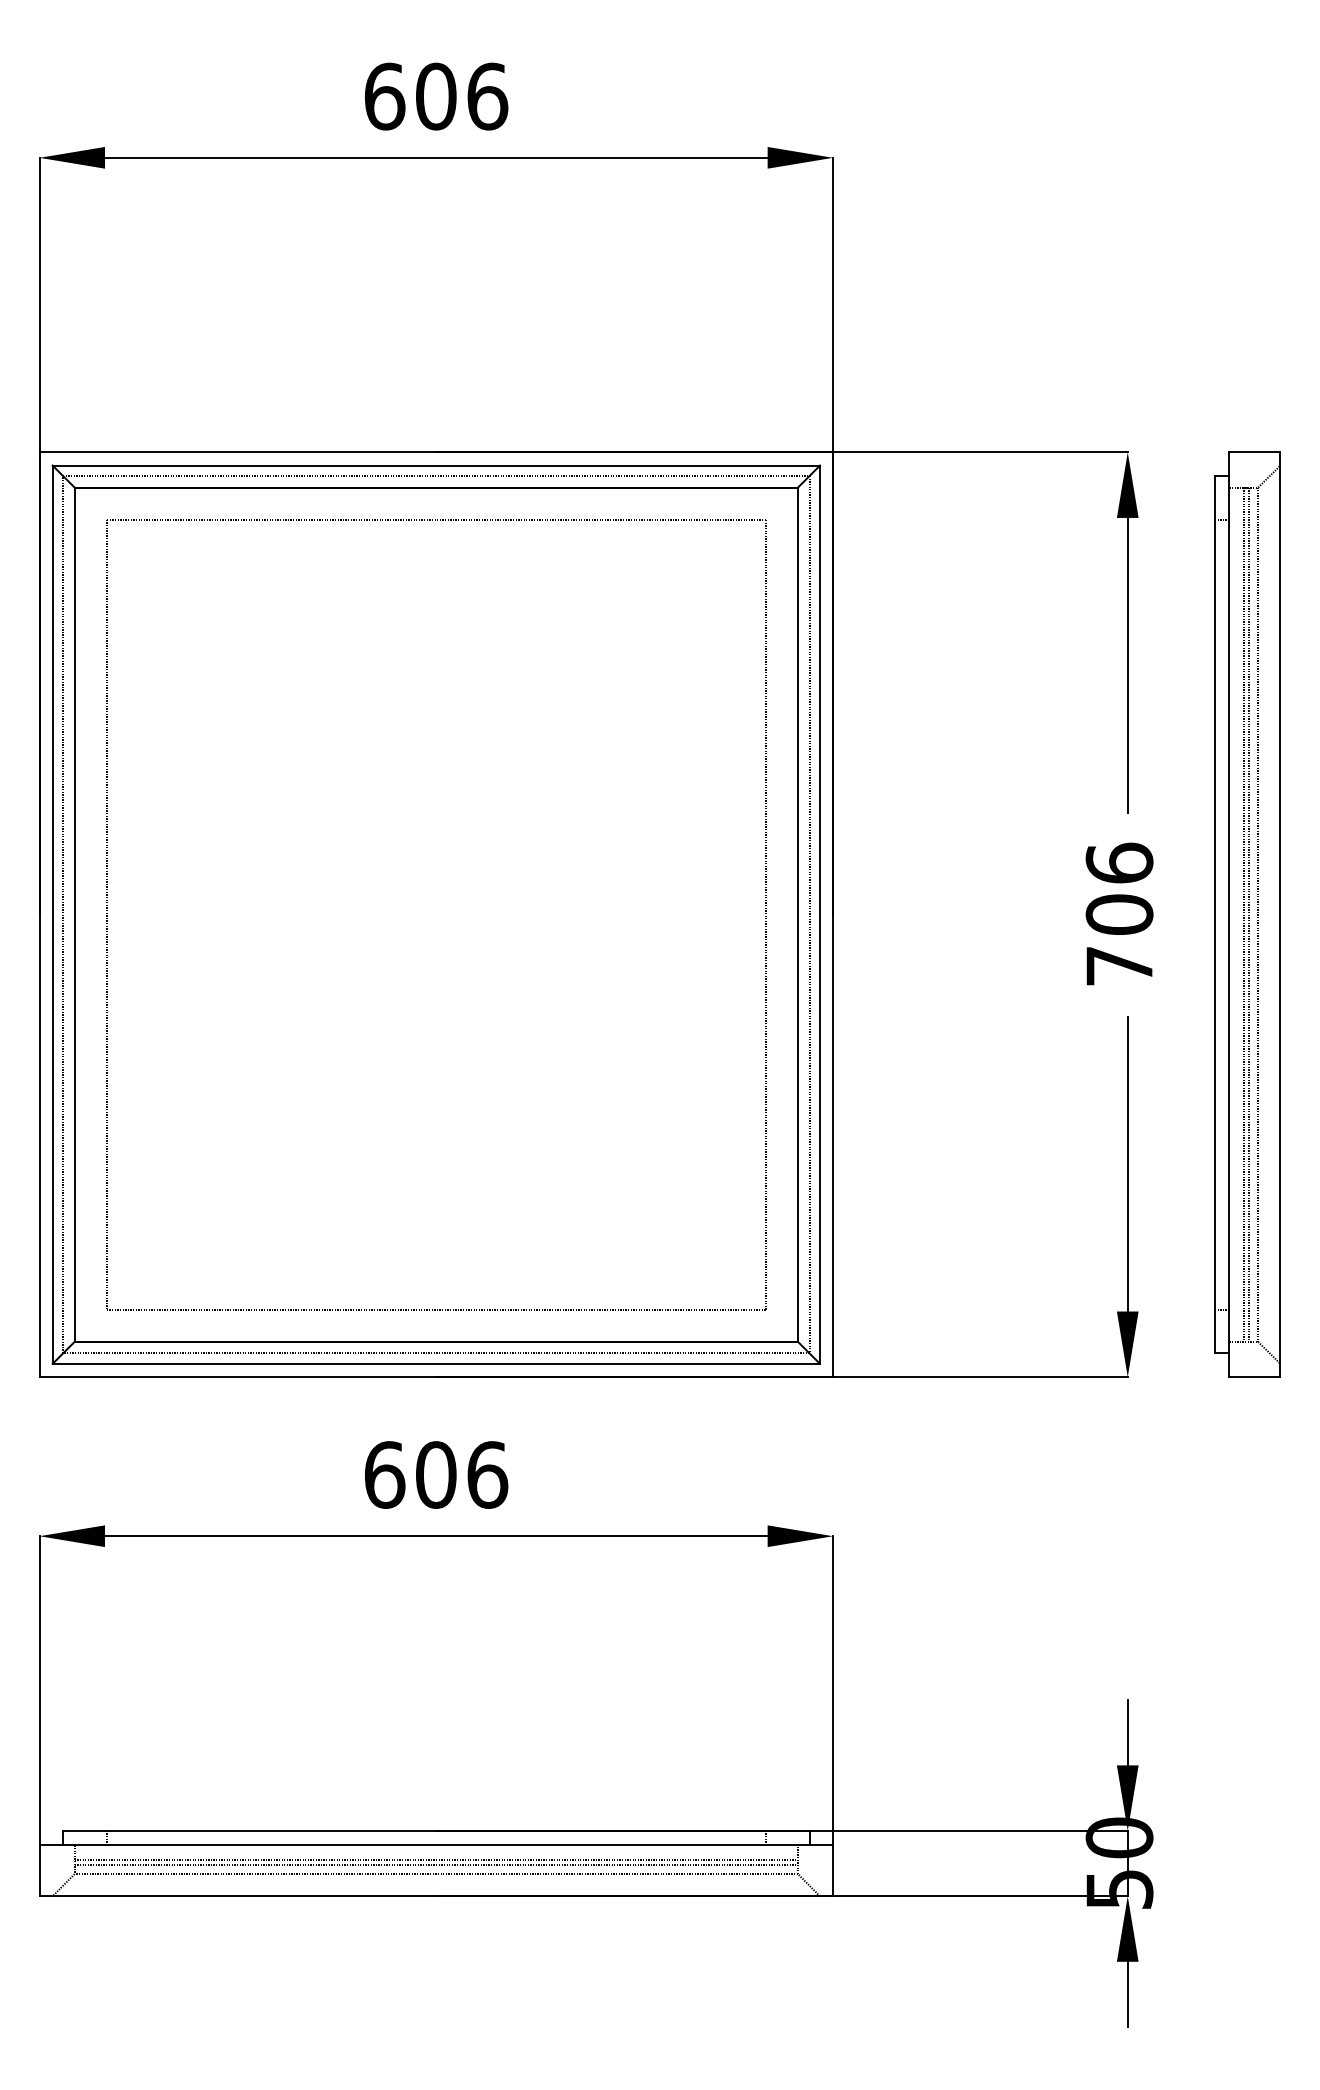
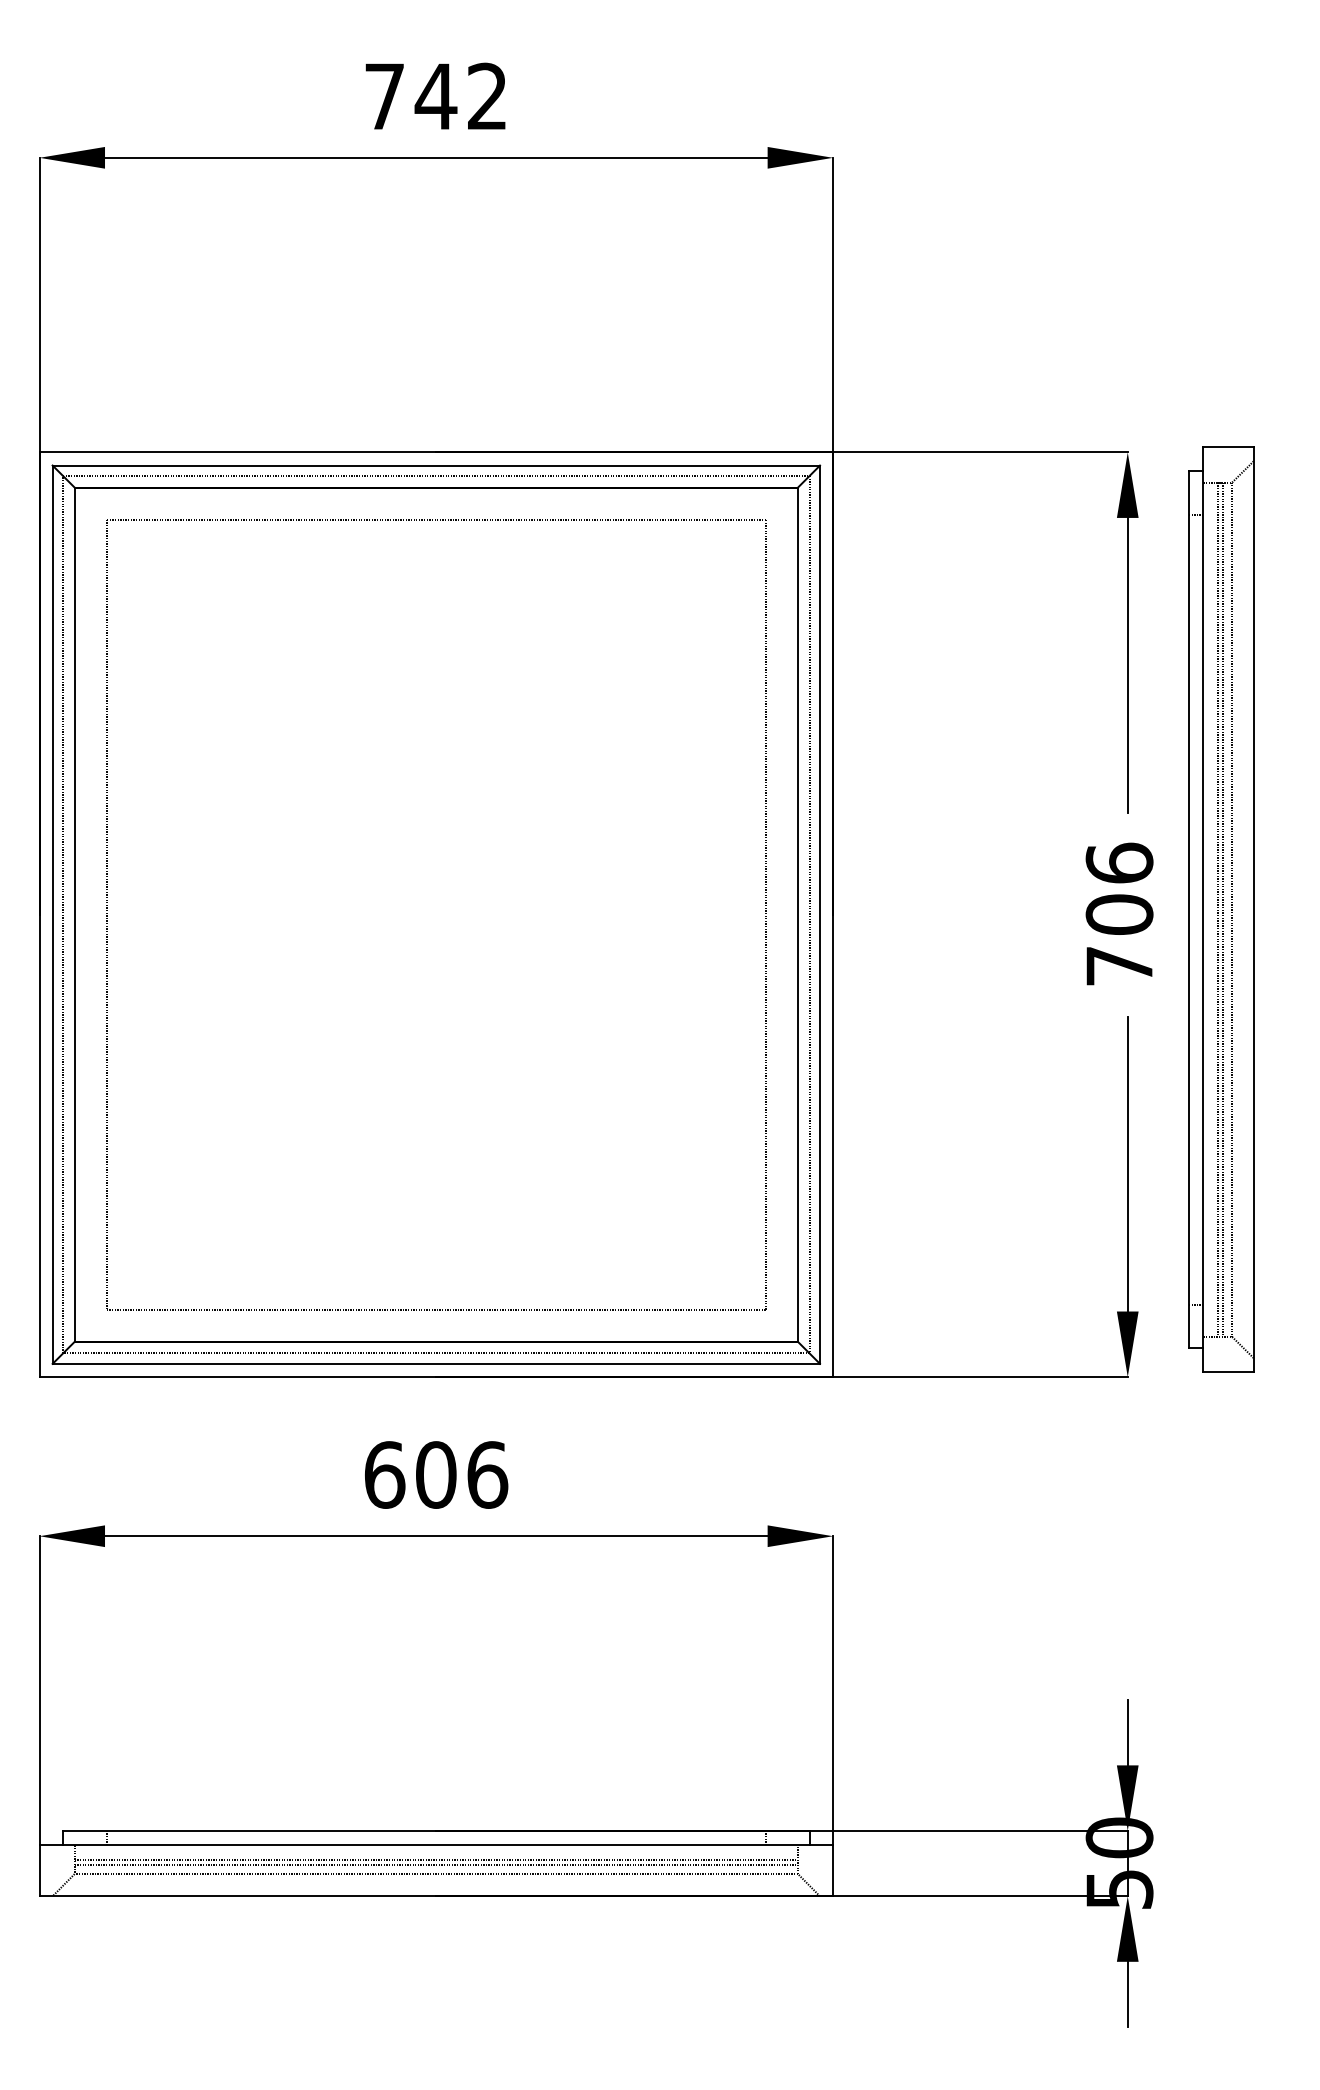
text: 606 -> 742 (436, 96)
part position: (1247, 914) -> (1221, 909) (1221, 909)
